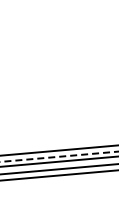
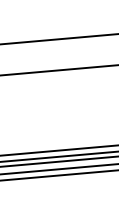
line: none -> present (58, 39)
line: none -> present (58, 70)
line: dashed -> solid (60, 156)
